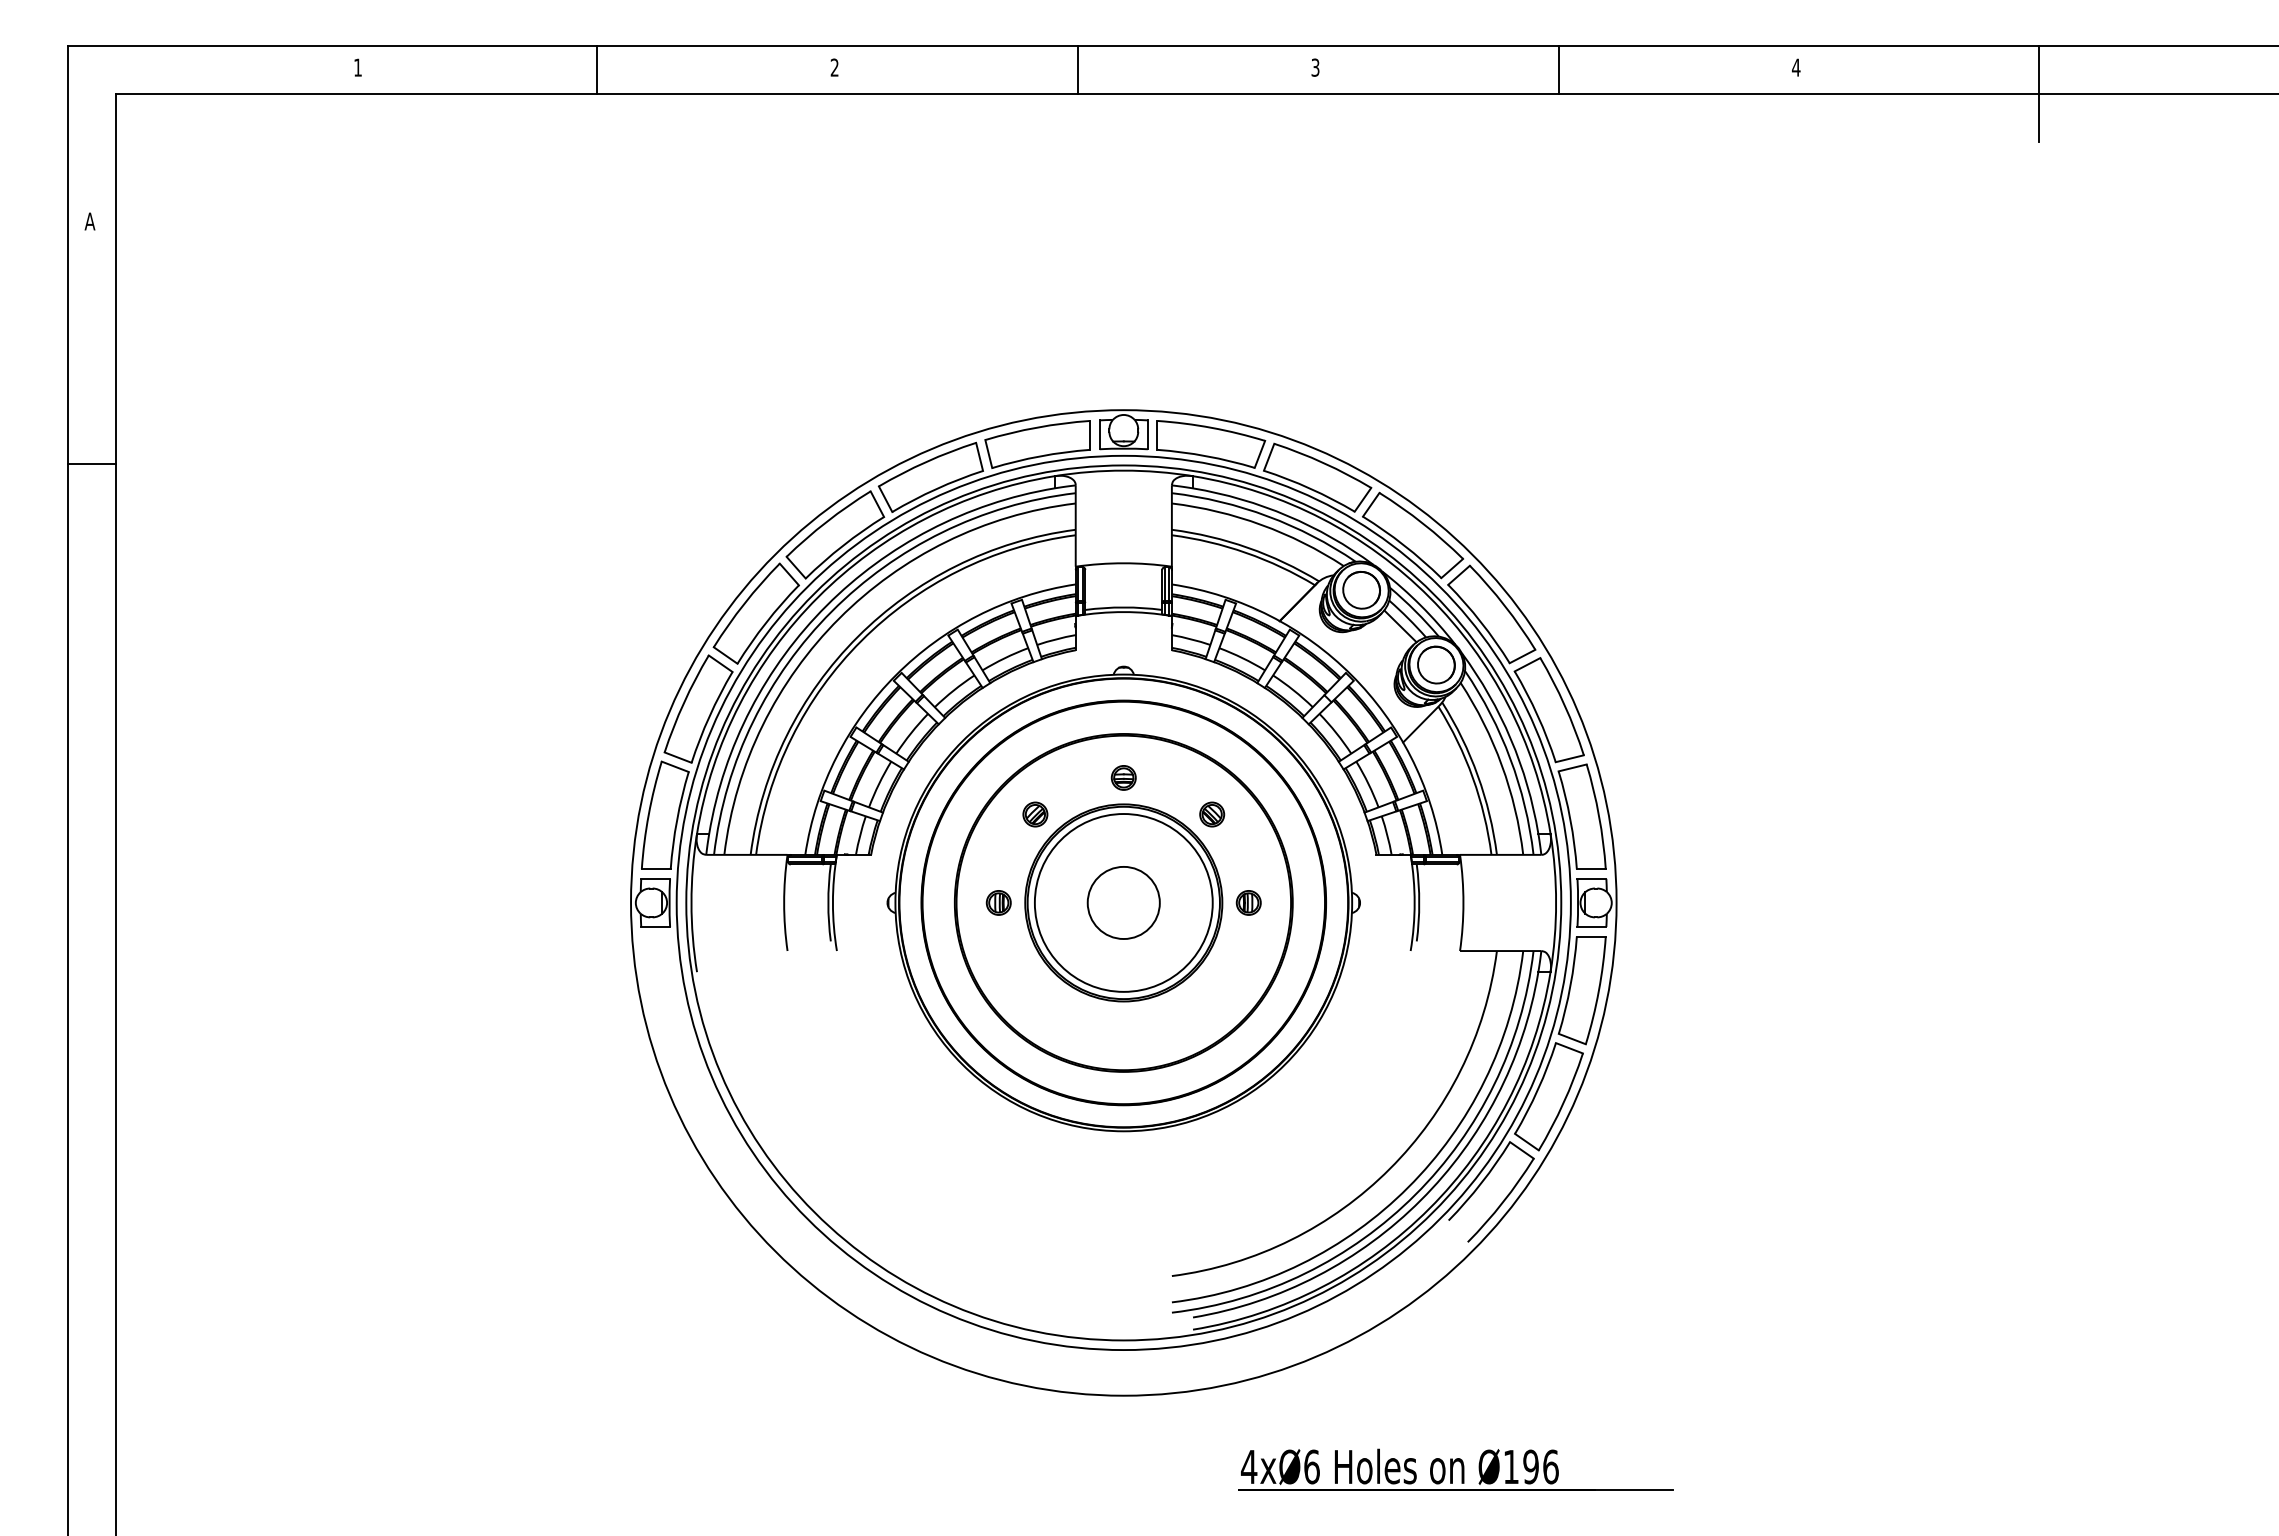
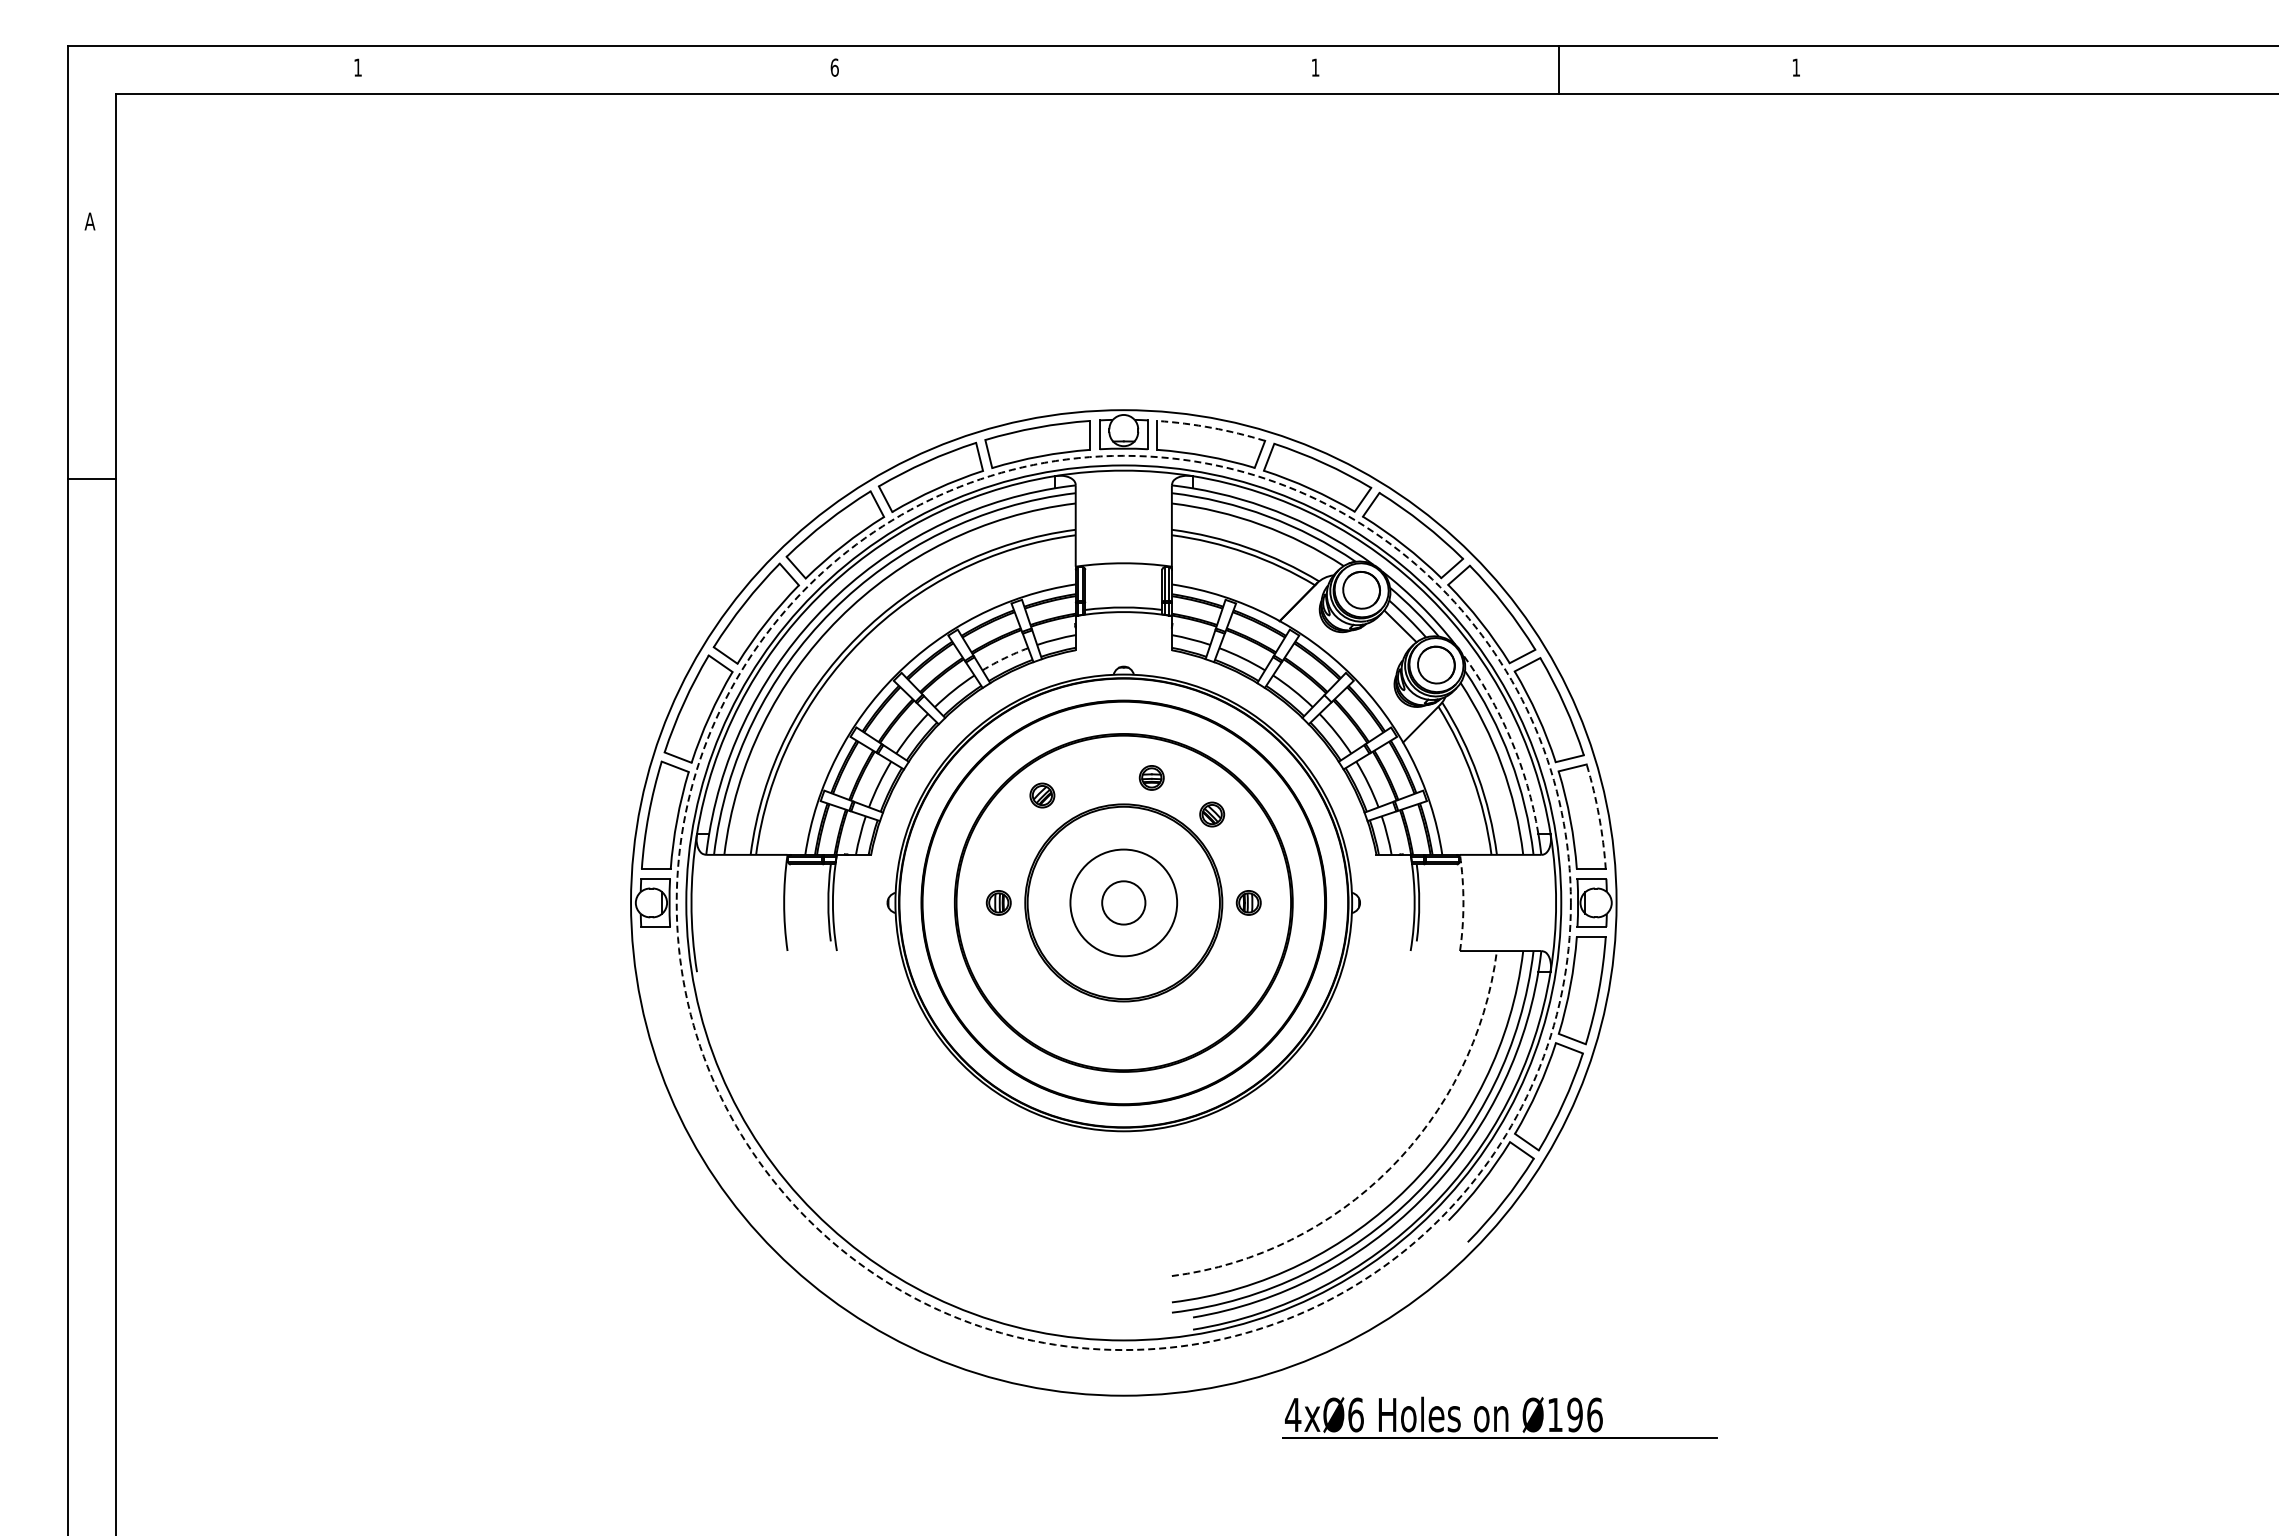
text: 2 -> 6 (834, 67)
text: 3 -> 1 (1315, 67)
text: 4 -> 1 (1795, 67)
line: present -> none (597, 70)
line: present -> none (1077, 70)
line: present -> none (2039, 94)
arc: solid -> dashed (1211, 427)
line position: (92, 464) -> (92, 479) (92, 479)
arc: solid -> dashed (1004, 658)
arc: solid -> dashed (1510, 739)
part position: (1123, 777) -> (1151, 777) (1151, 777)
part position: (1035, 814) -> (1042, 795) (1042, 795)
arc: solid -> dashed (1599, 816)
circle diameter: 178 px -> 107 px (1123, 902)
circle diameter: 72 px -> 43 px (1123, 902)
circle: solid -> dashed (1123, 902)
arc: solid -> dashed (1463, 902)
arc: solid -> dashed (1389, 1168)
part position: (1455, 1469) -> (1499, 1417) (1499, 1417)
